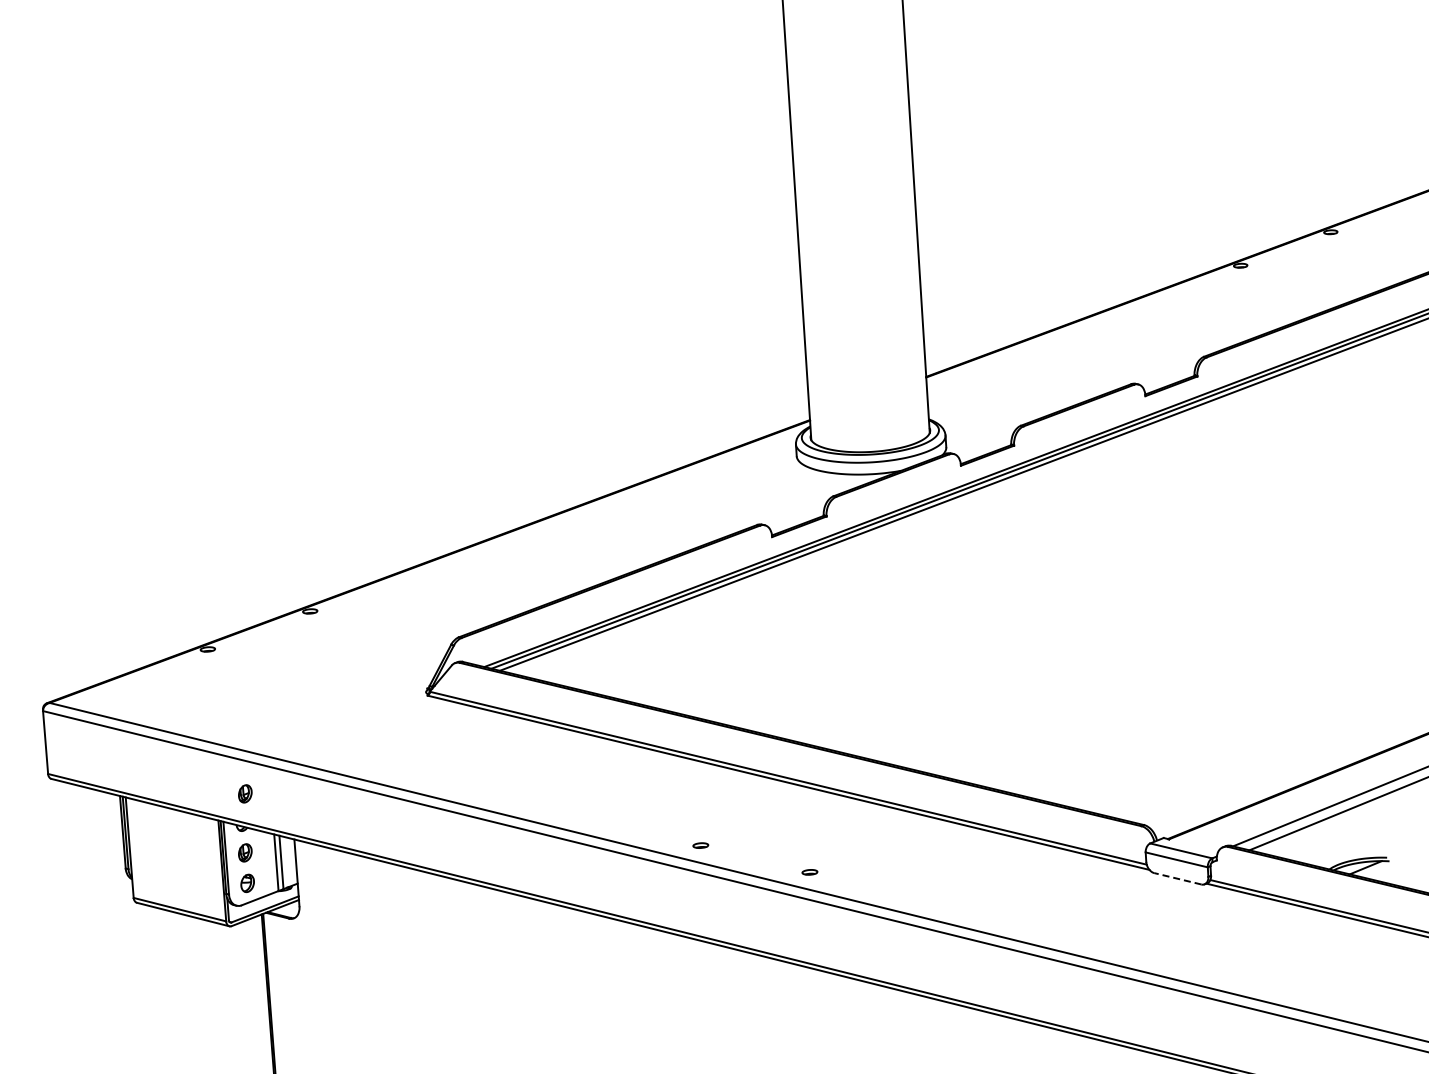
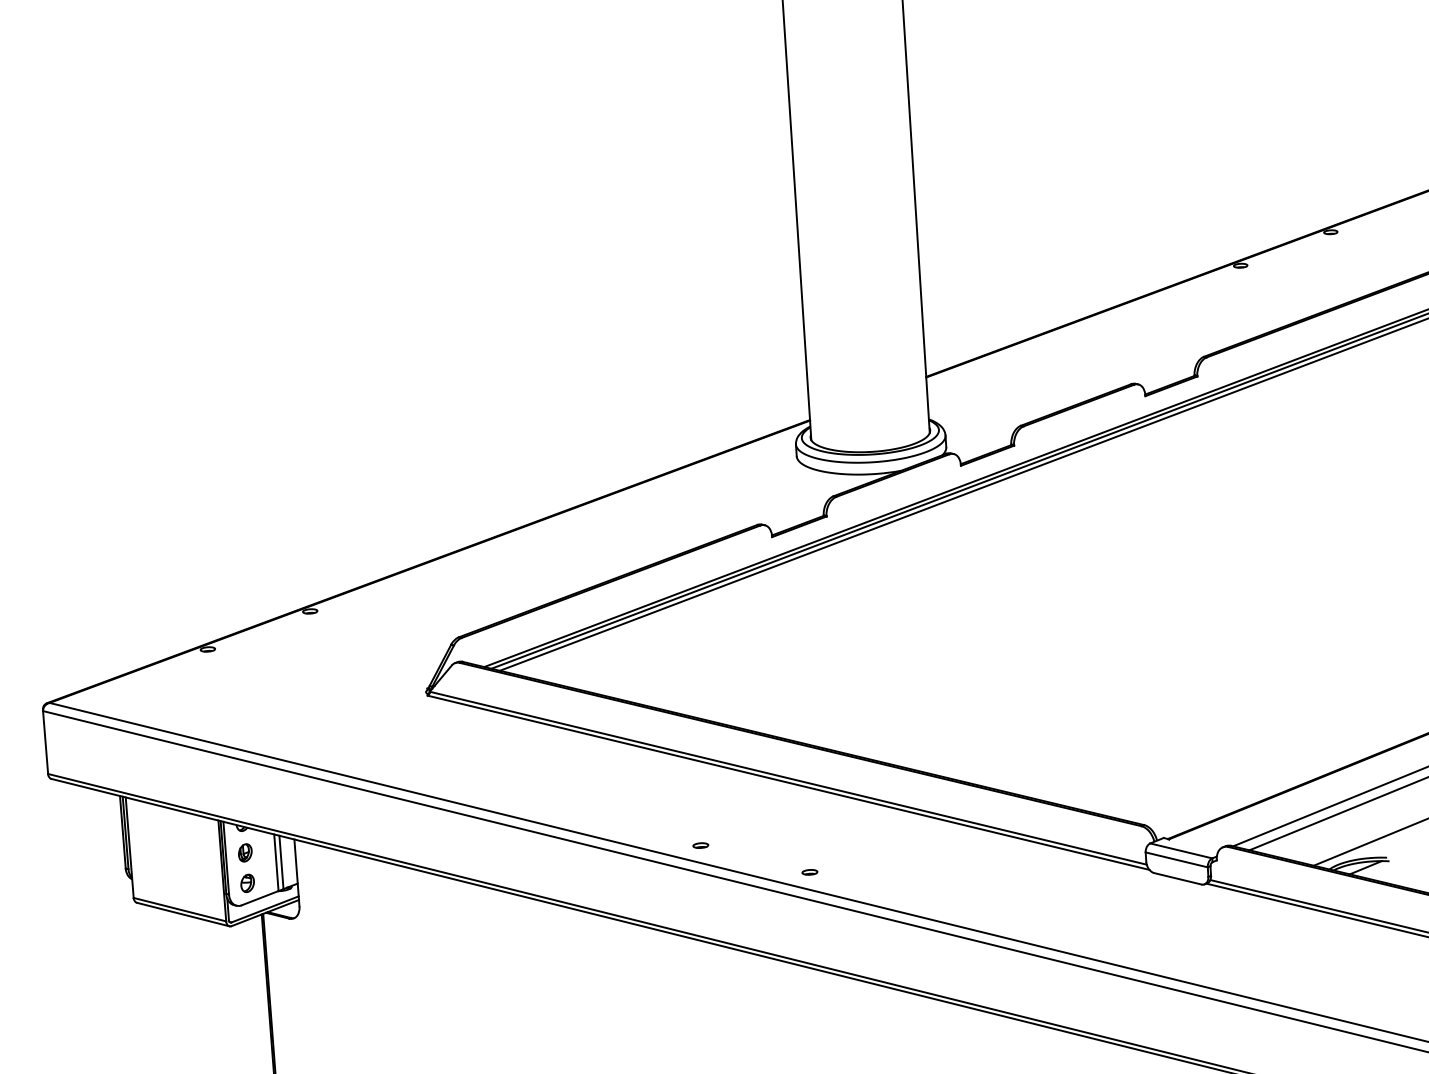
part: present -> none (245, 793)
line: none -> present (1369, 842)
line: dashed -> solid (1177, 878)
